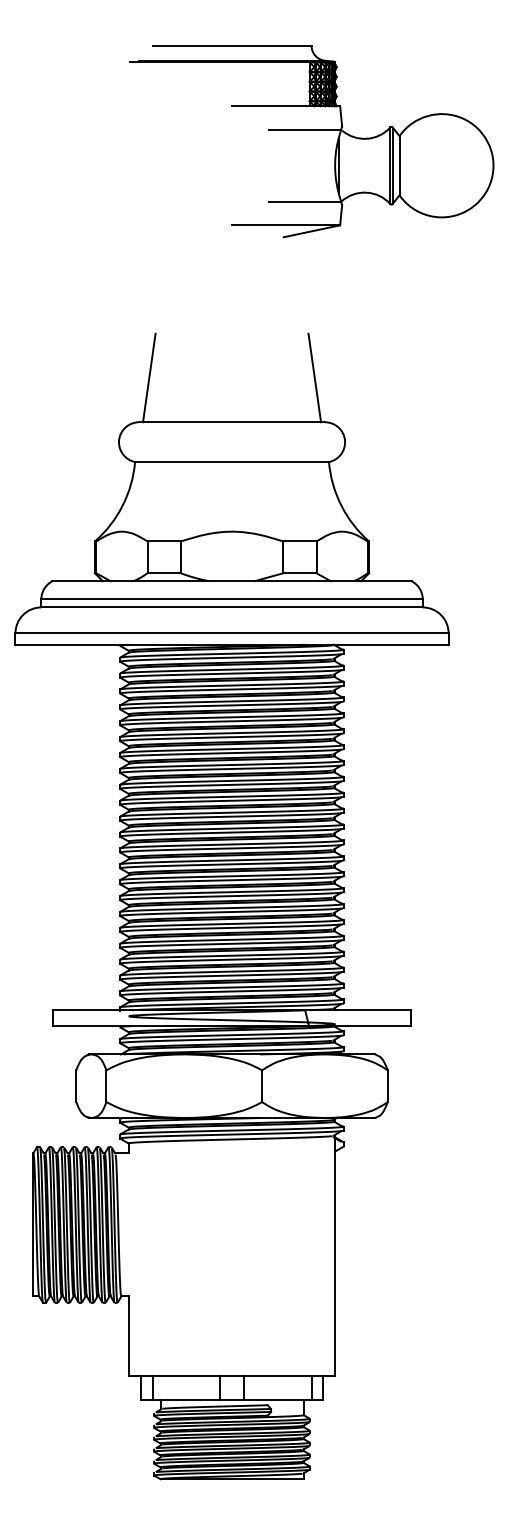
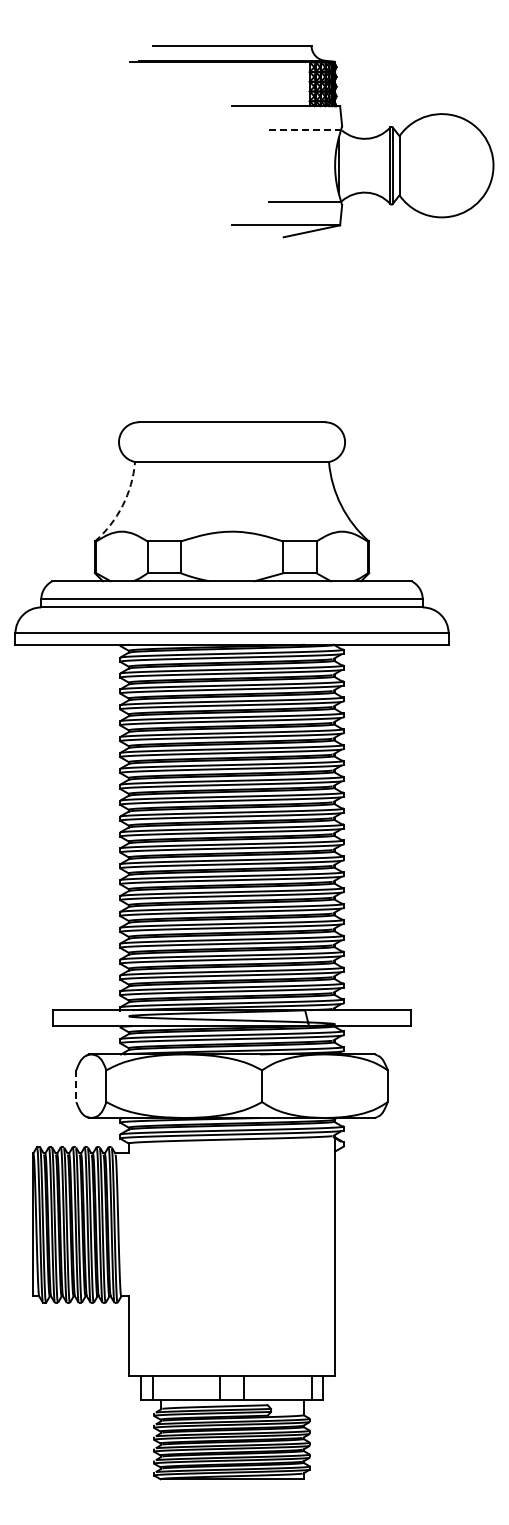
line: solid -> dashed (305, 129)
line: present -> none (149, 377)
line: present -> none (314, 377)
arc: solid -> dashed (122, 505)
line: solid -> dashed (76, 1086)
